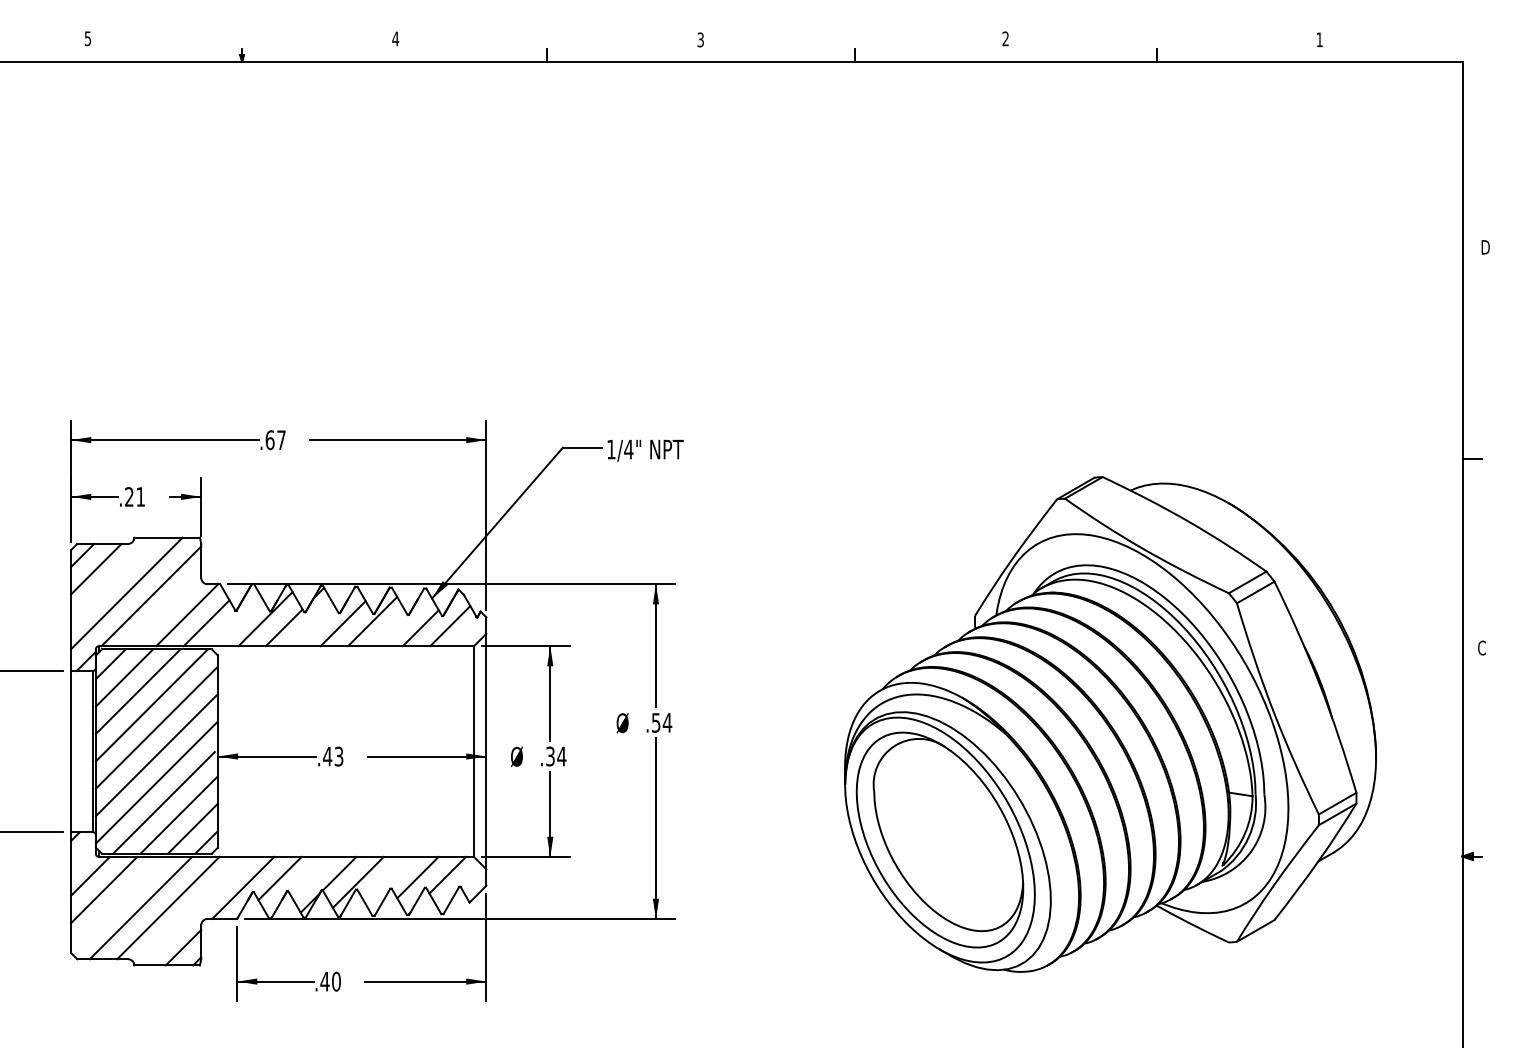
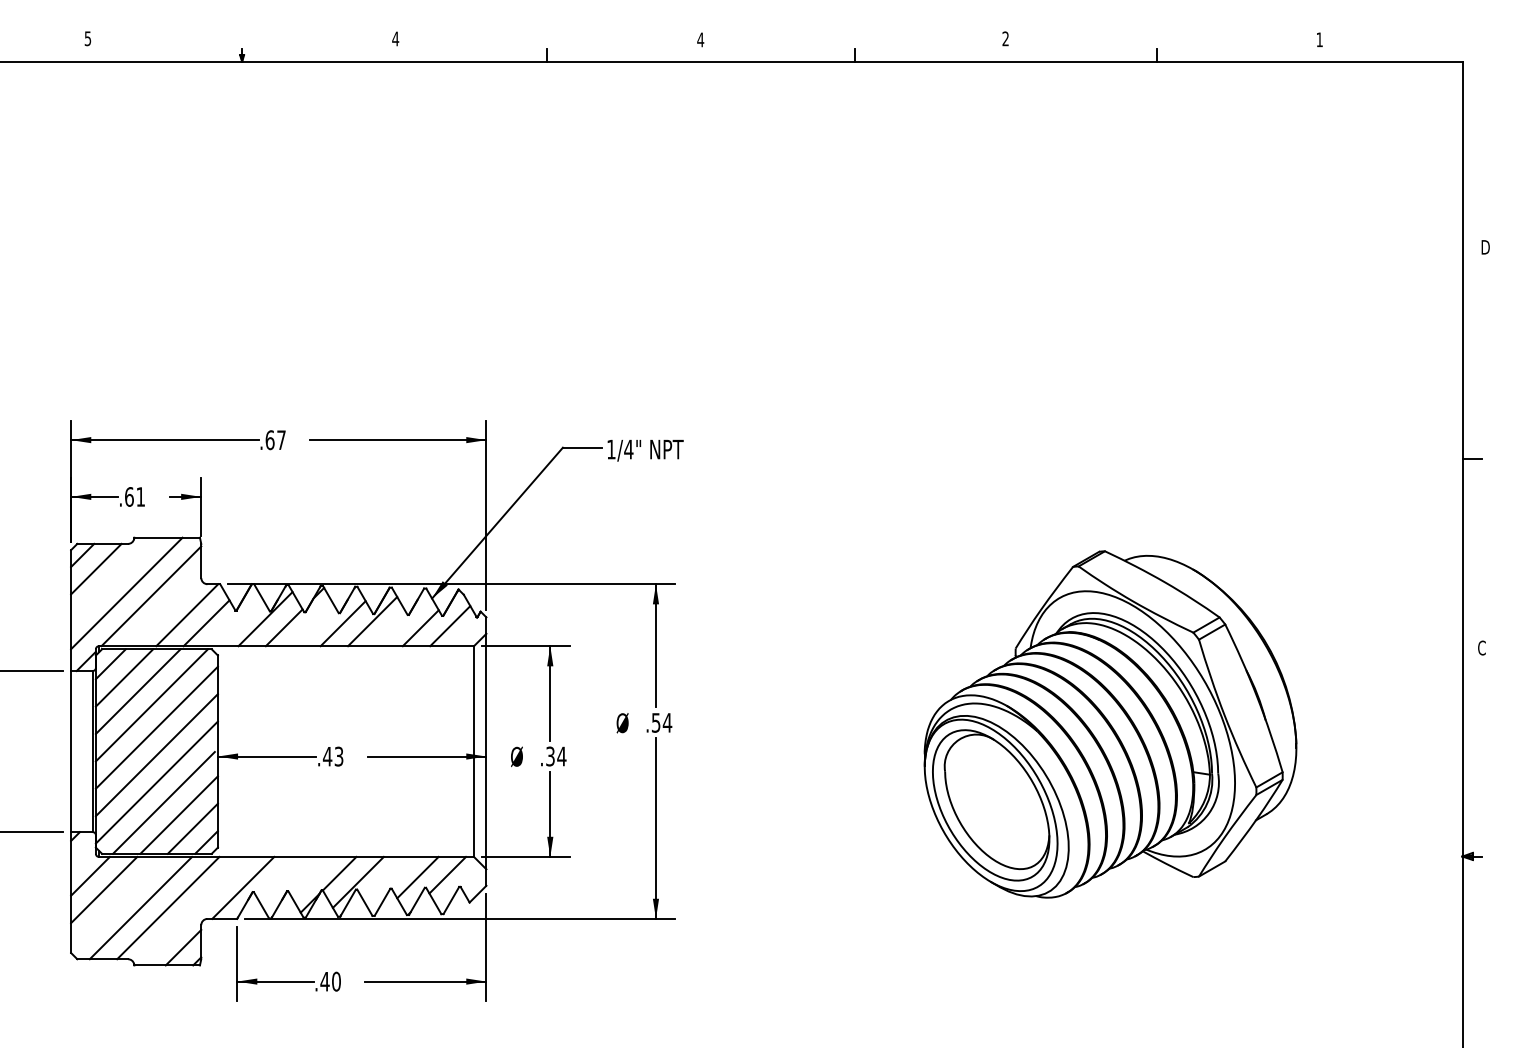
text: 3 -> 4 (700, 39)
text: .21 -> .61 (129, 496)
part size: 533x497 px -> 375x349 px (1110, 724)
line: present -> none (279, 878)
